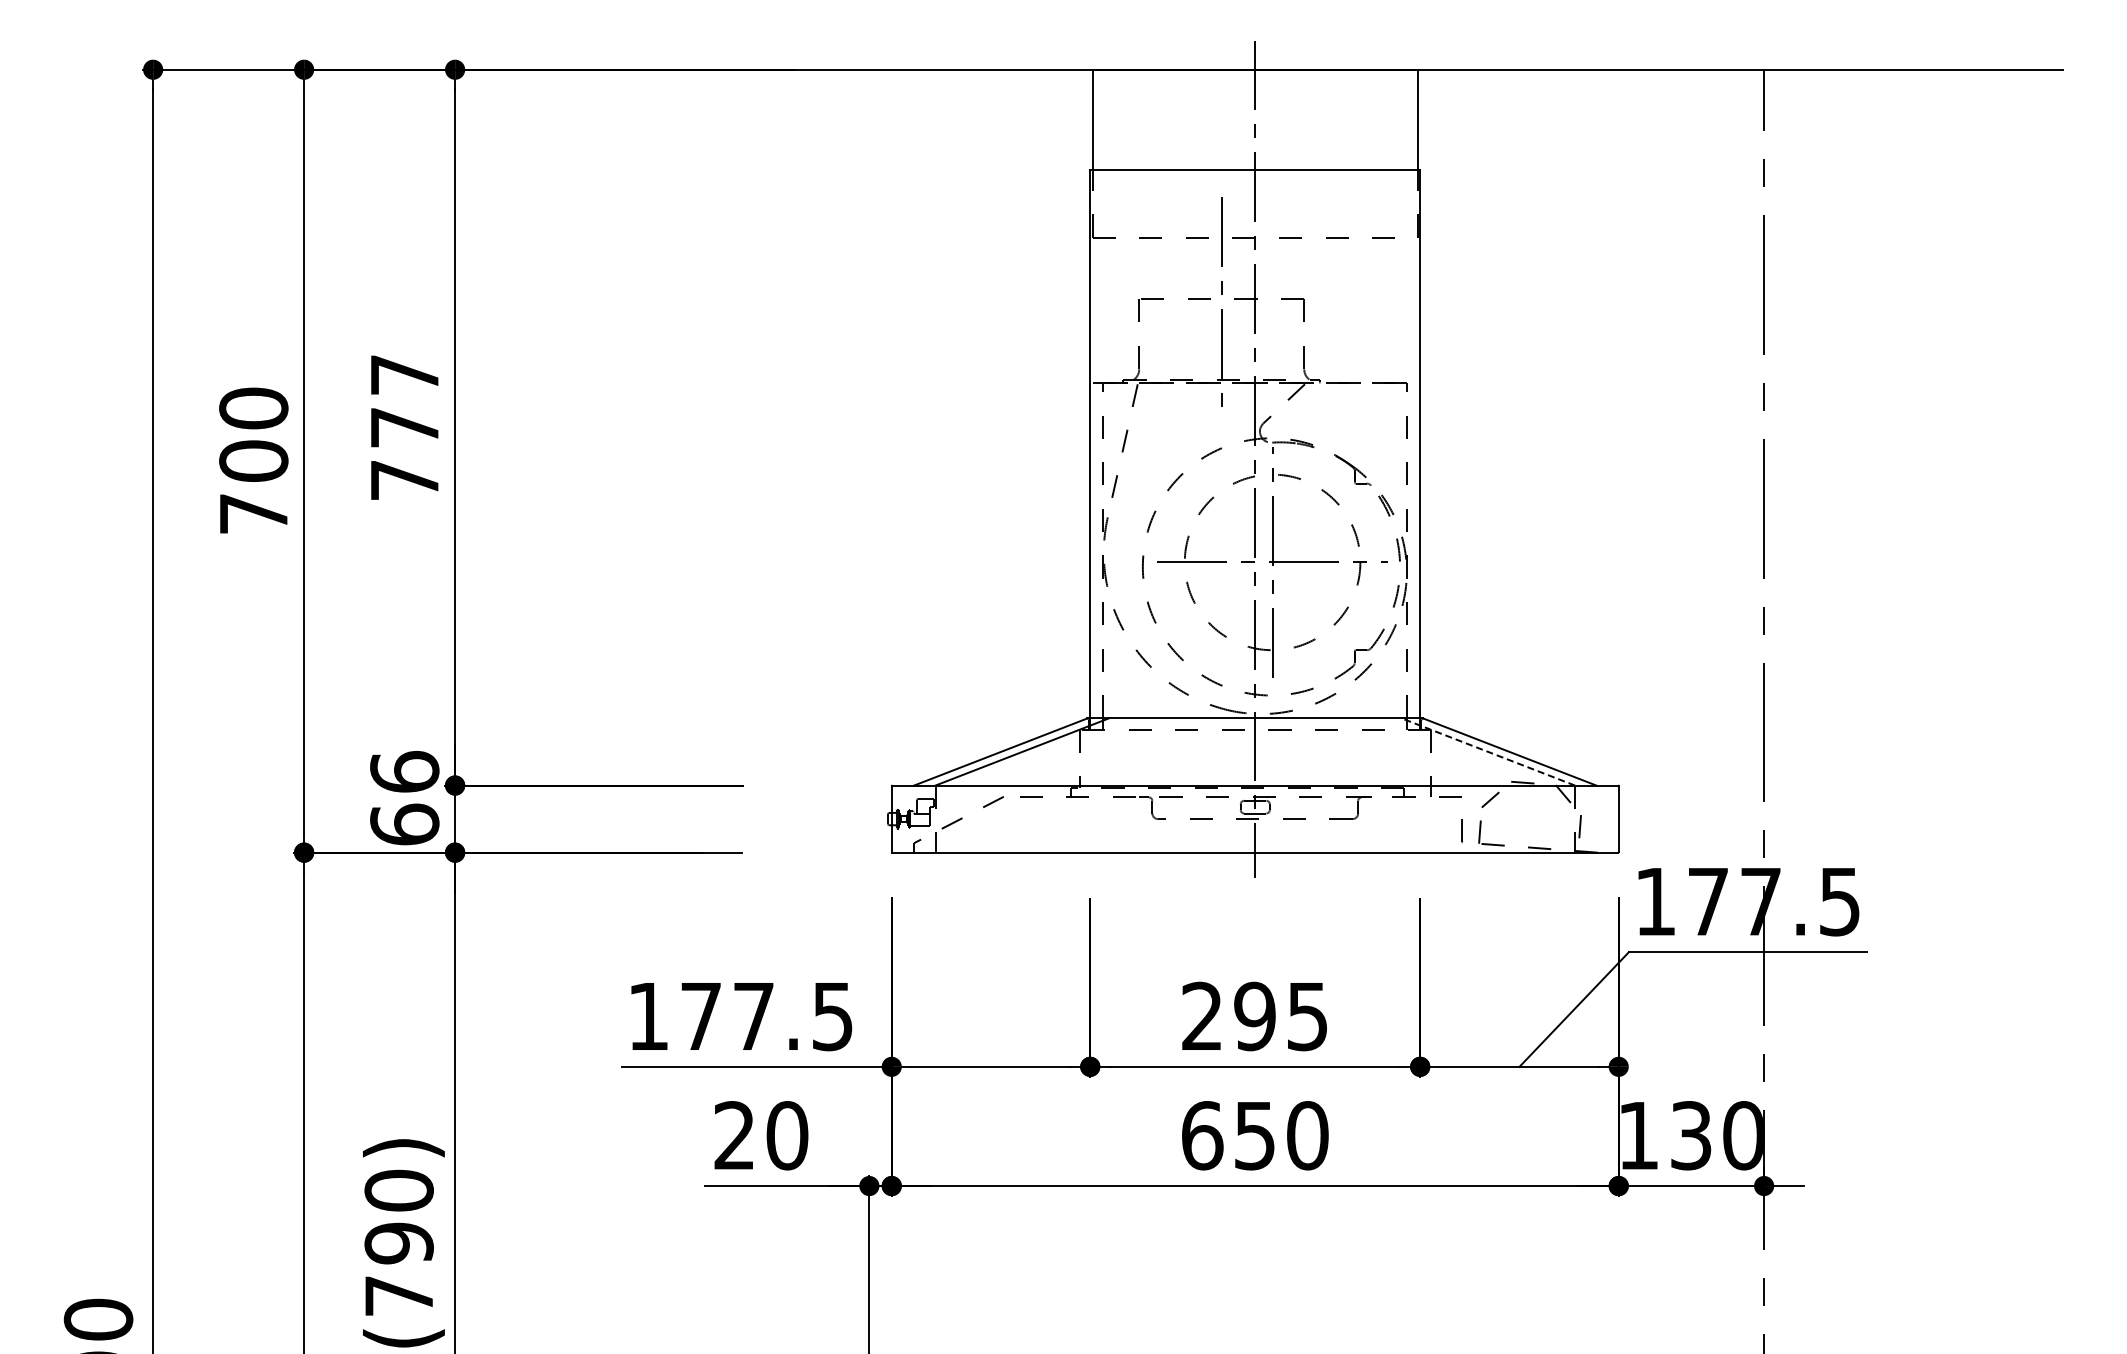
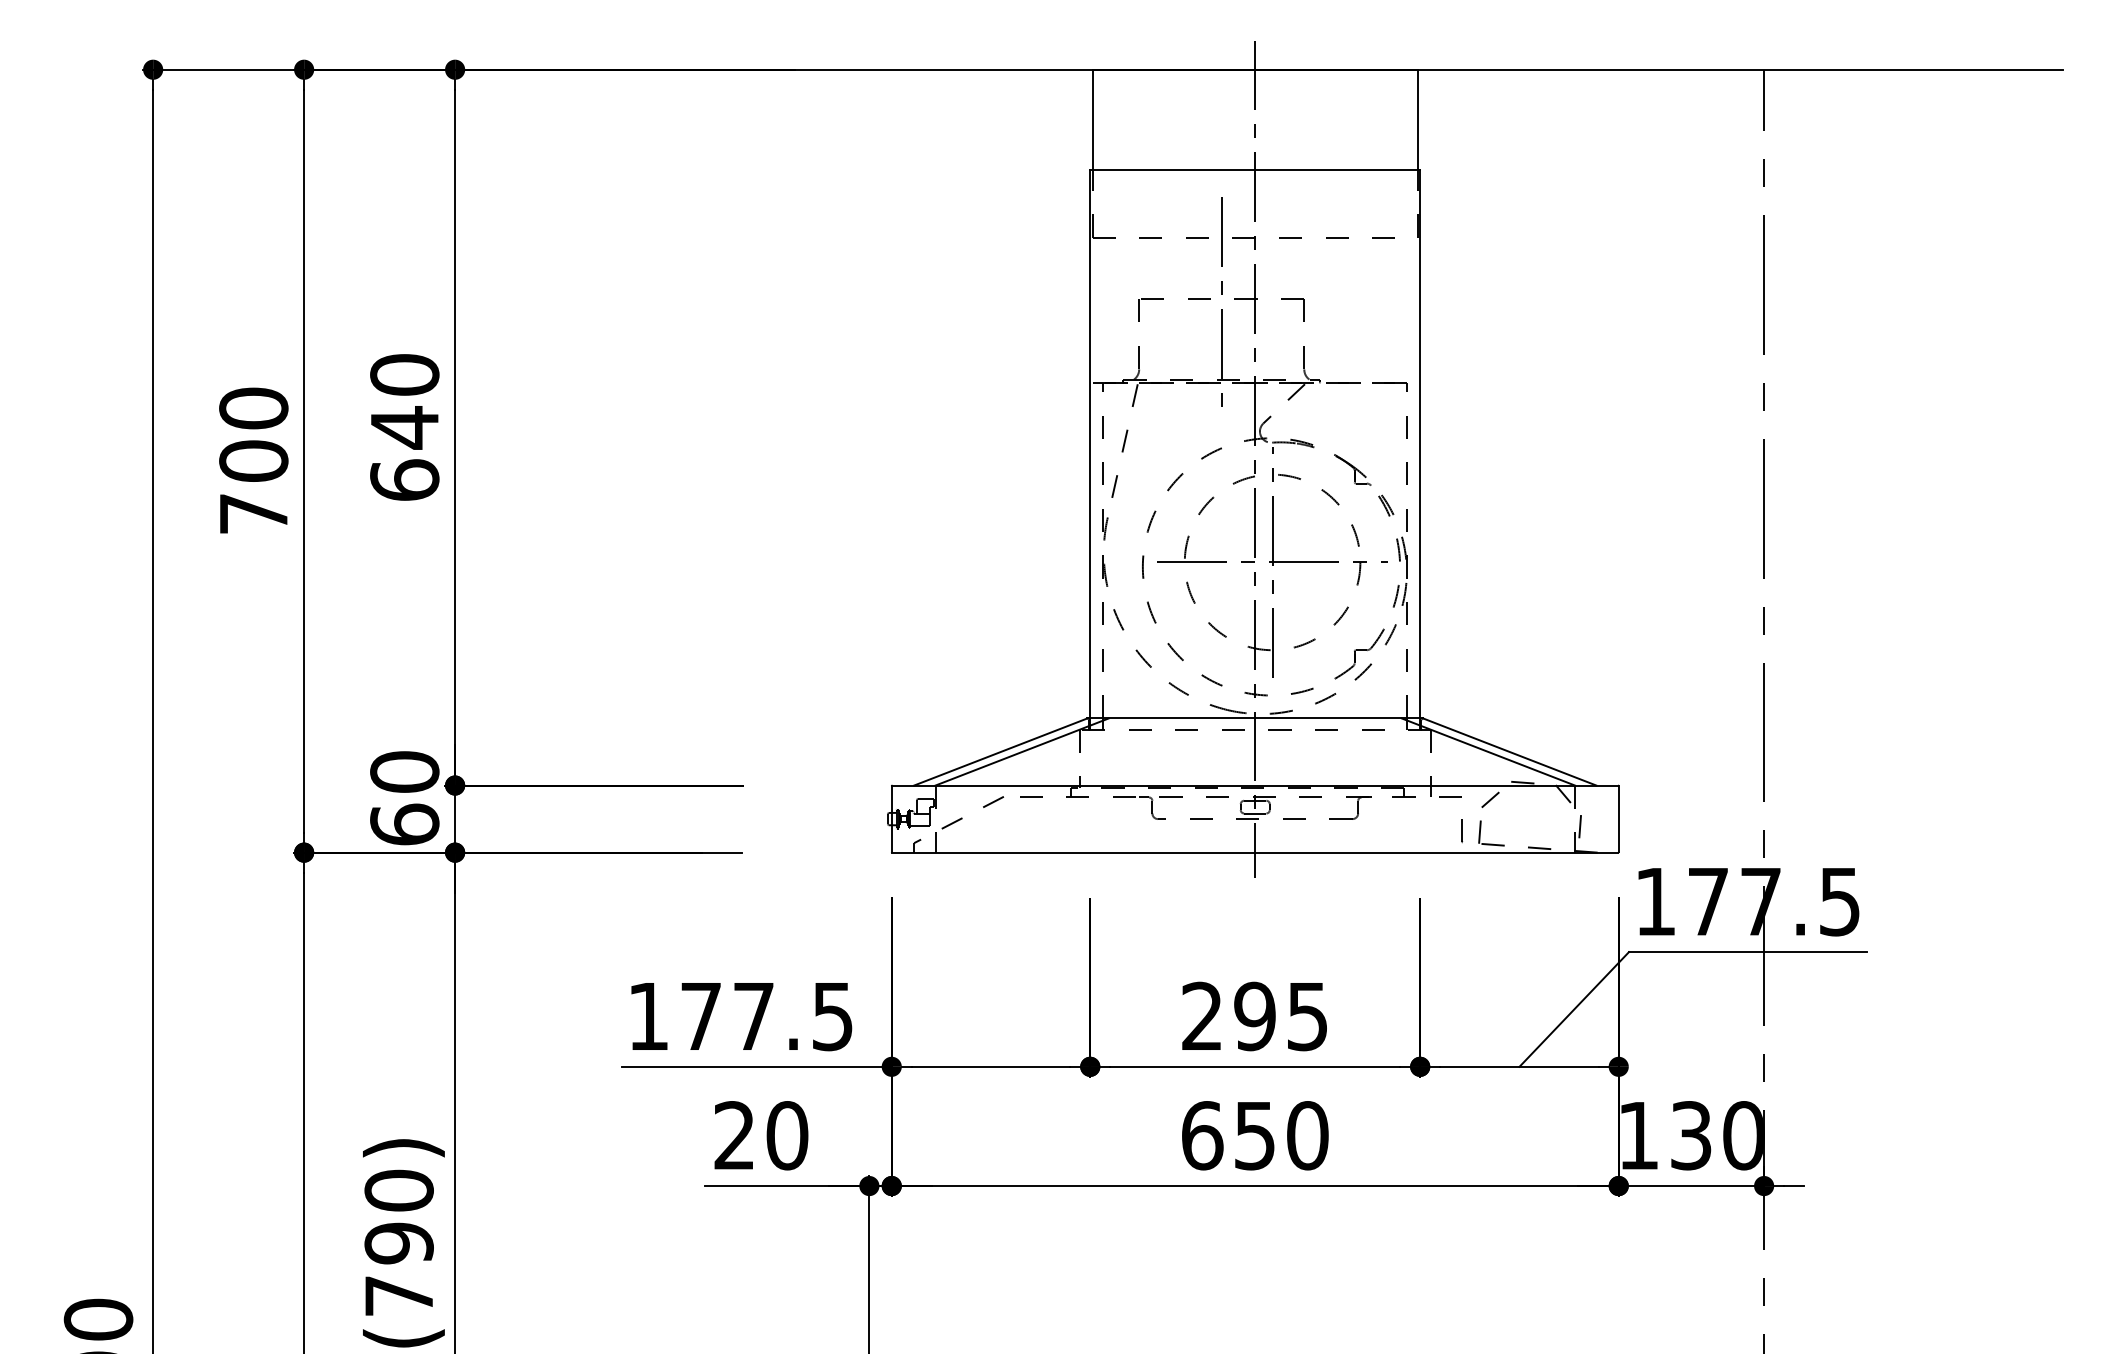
text: 777 -> 640 (404, 427)
line: dashed -> solid (1488, 752)
text: 66 -> 60 (404, 771)
